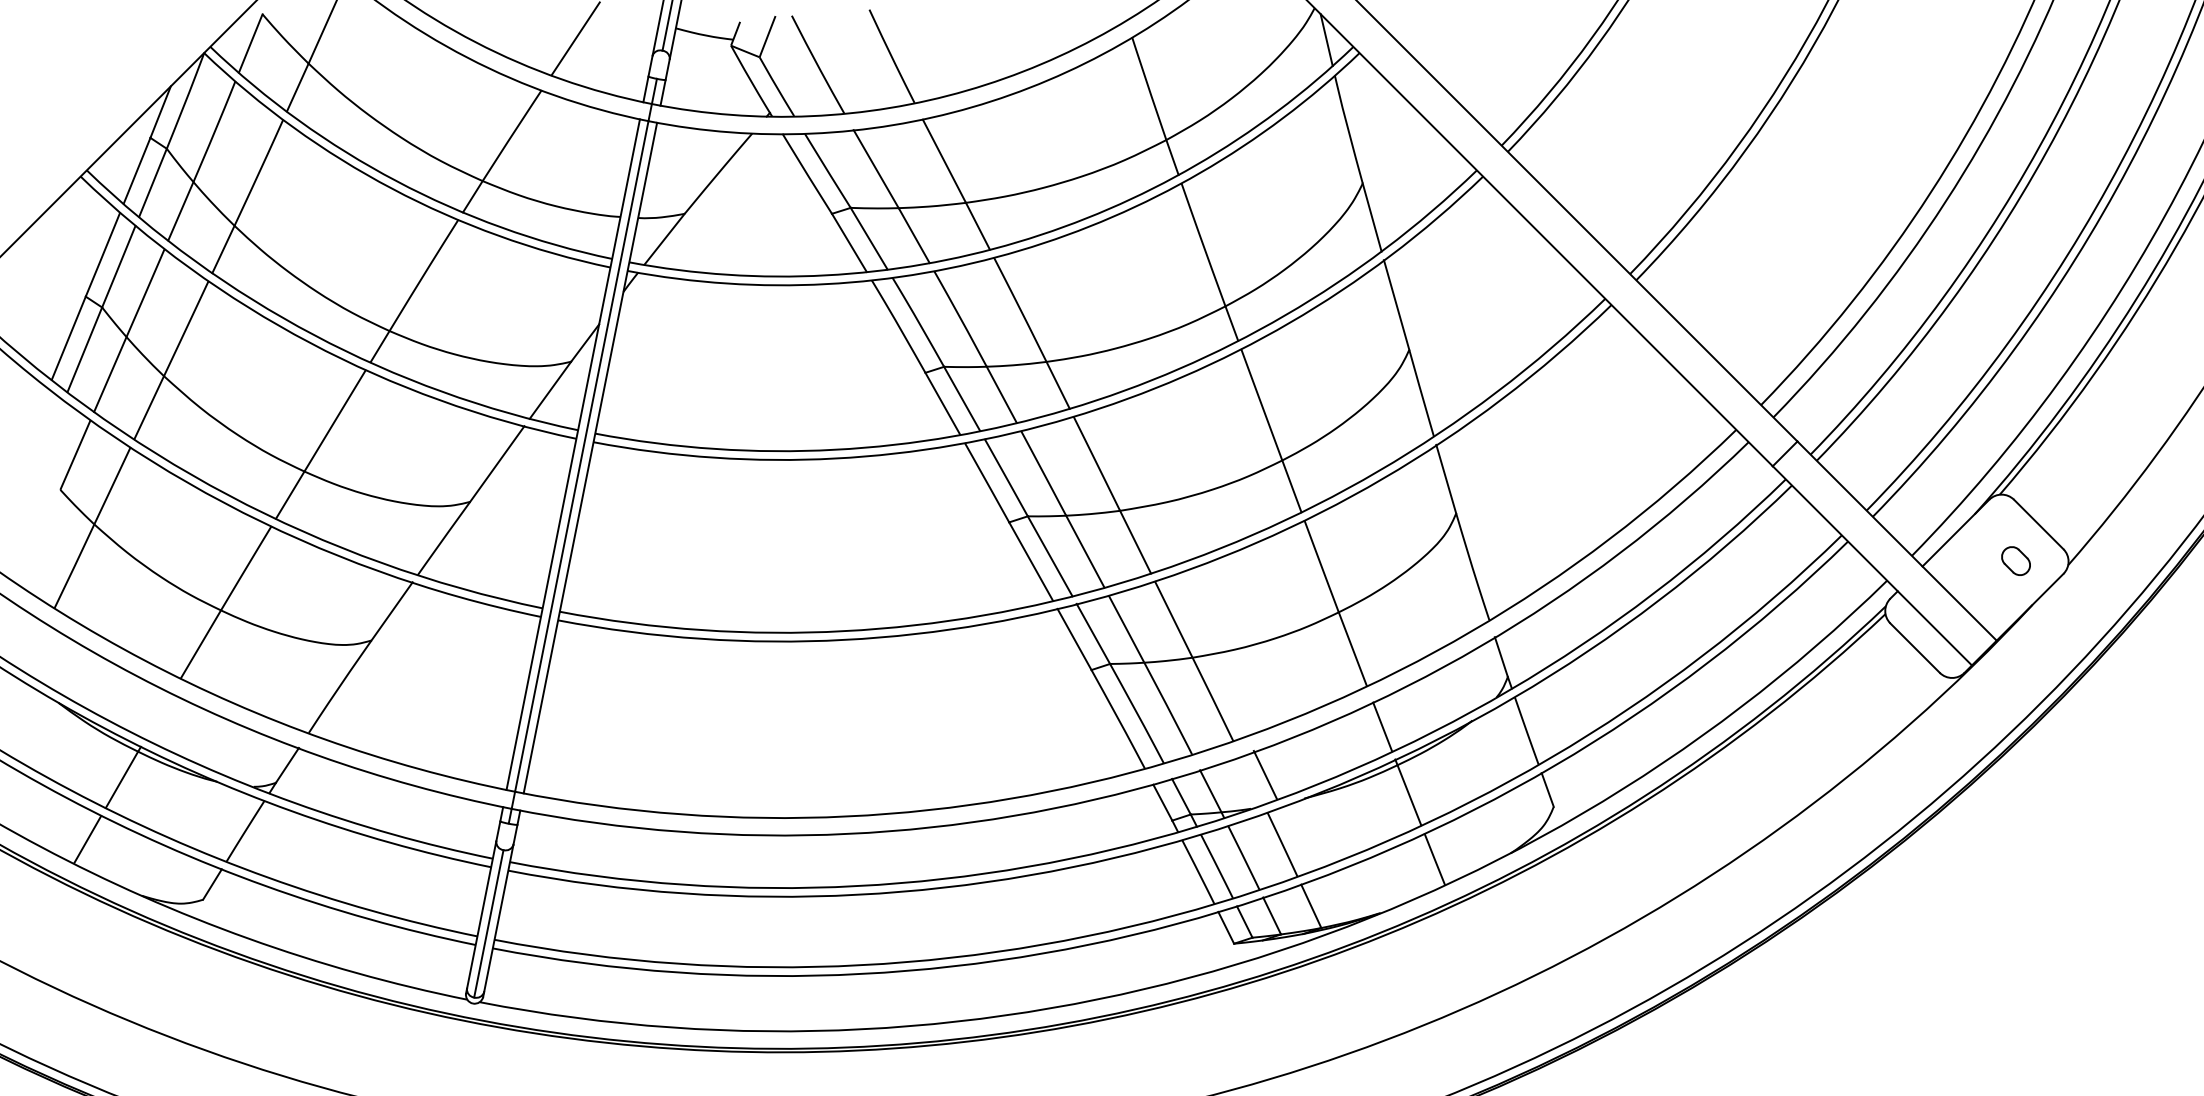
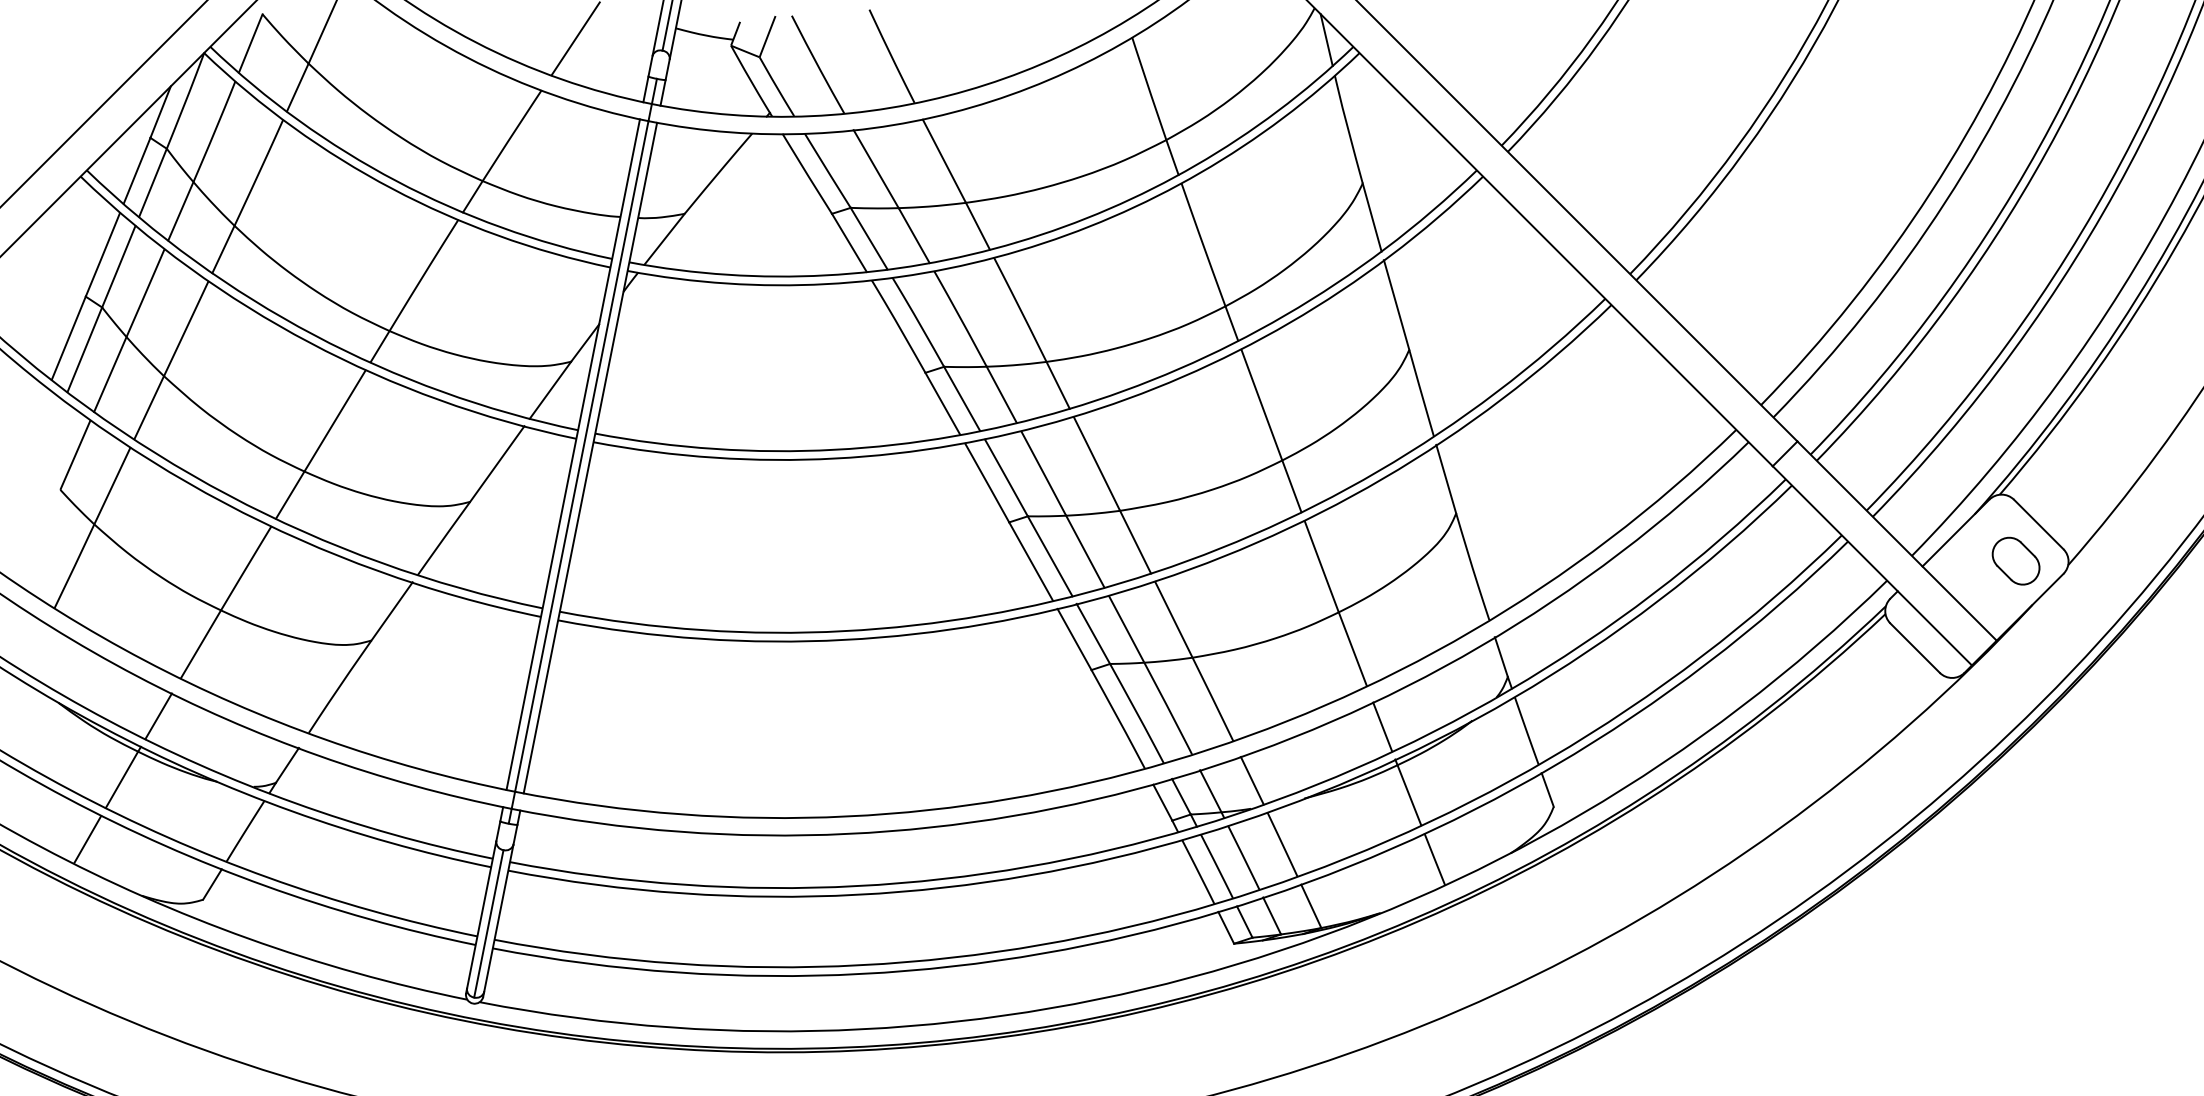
line: none -> present (103, 103)
part size: 30x30 px -> 50x50 px (2015, 560)
line: none -> present (158, 716)
line position: (1264, 774) -> (1251, 780) (1251, 780)
